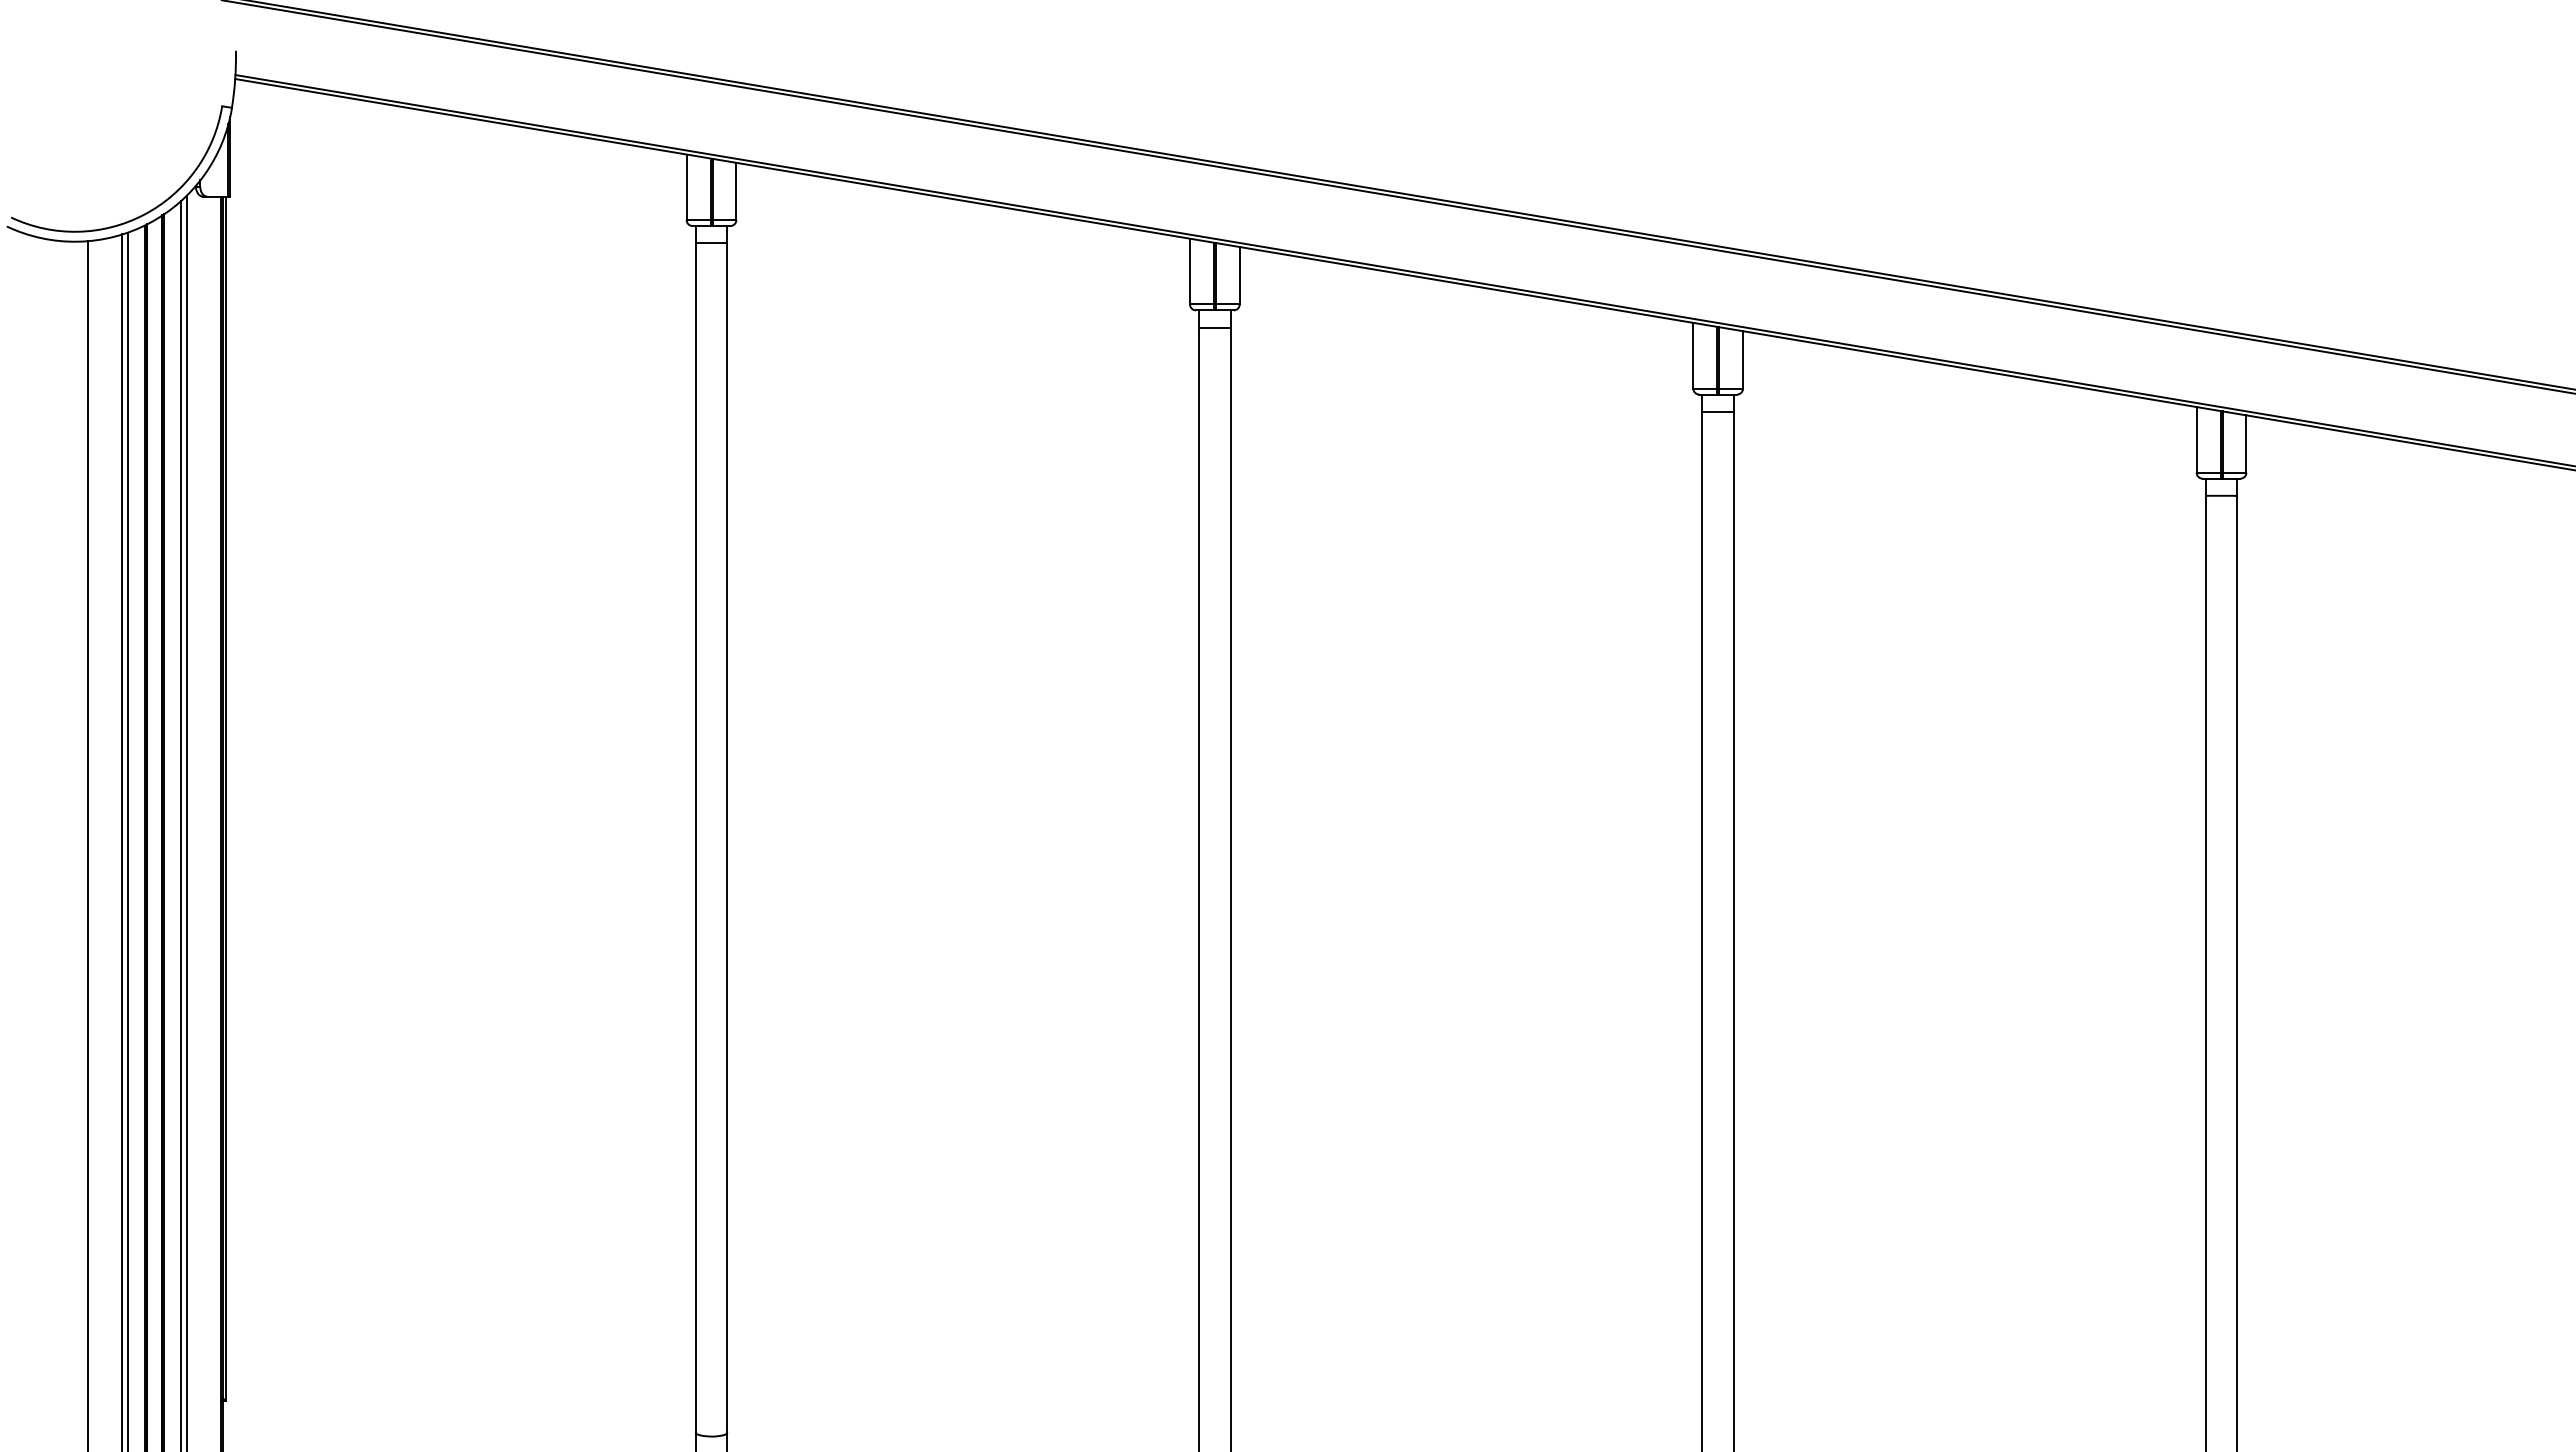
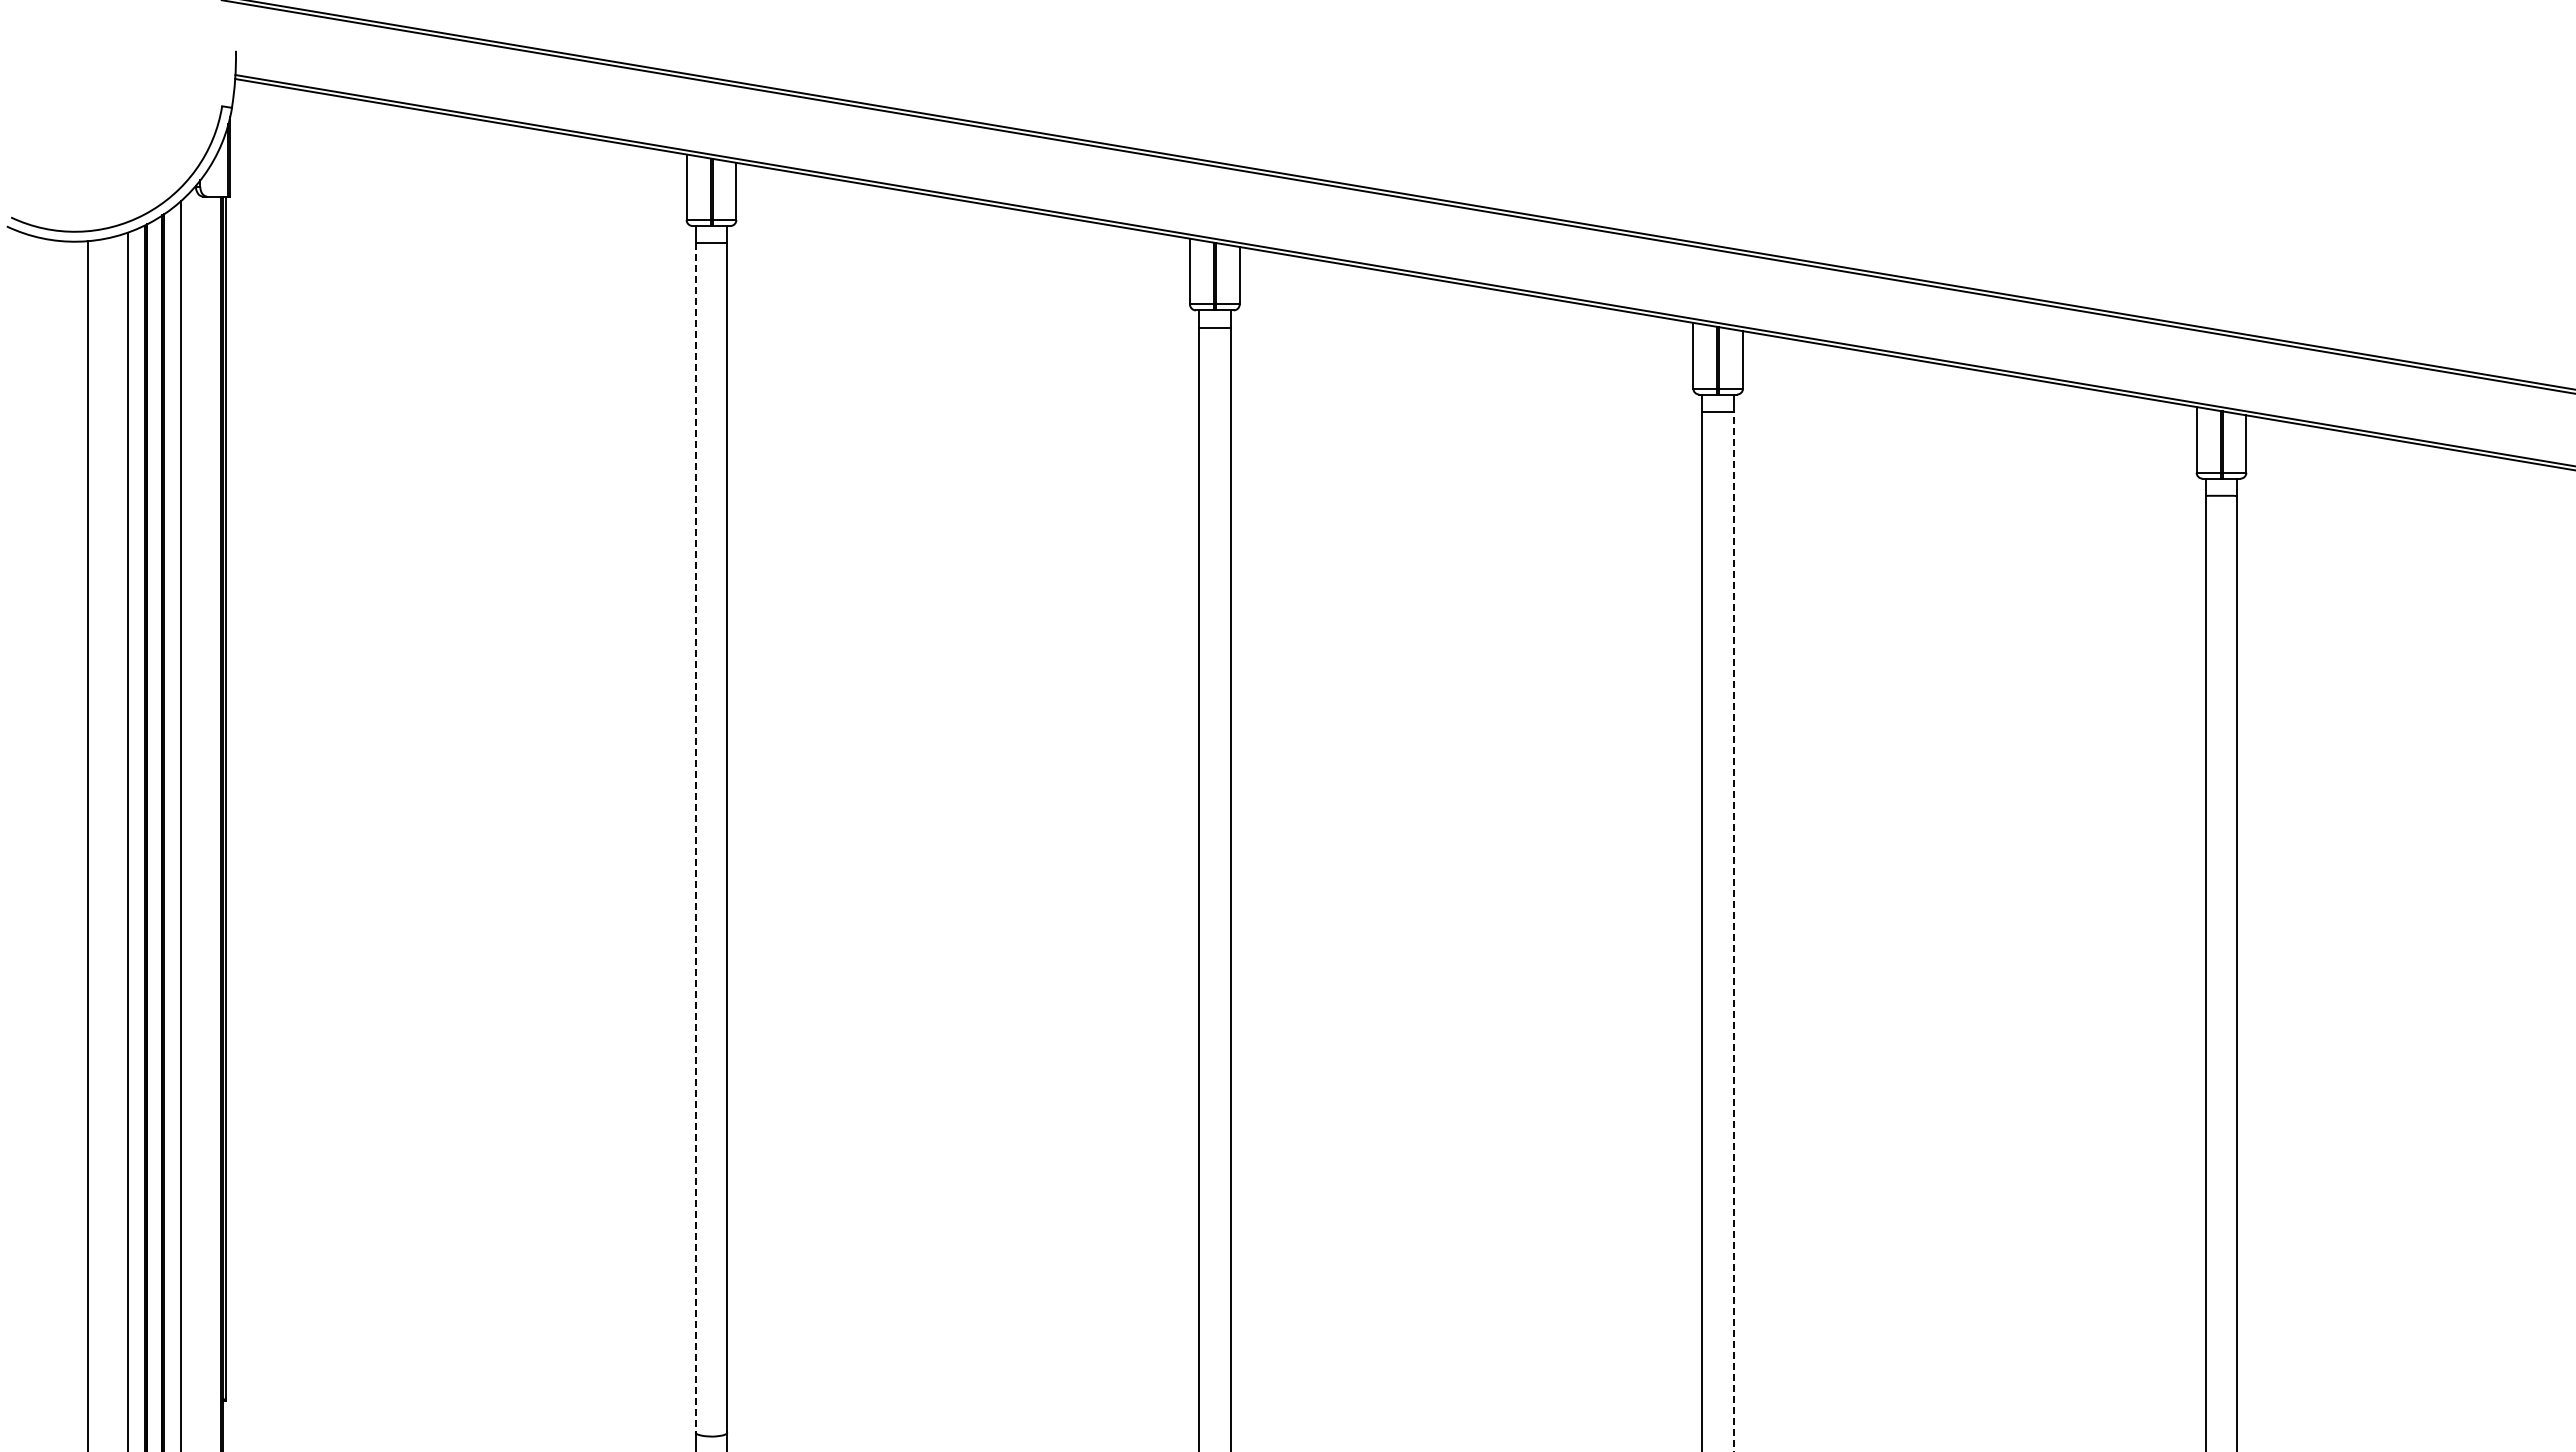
line: present -> none (186, 821)
line: solid -> dashed (695, 837)
line: present -> none (122, 841)
line: solid -> dashed (1734, 931)
